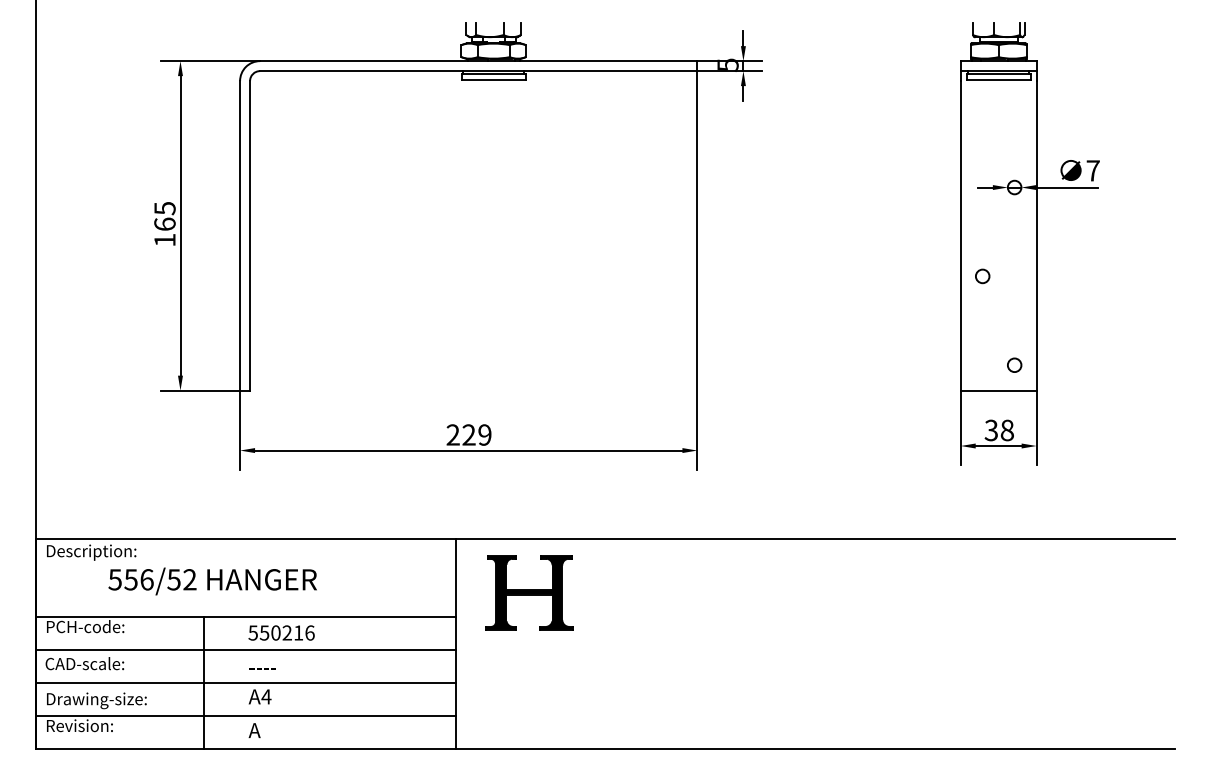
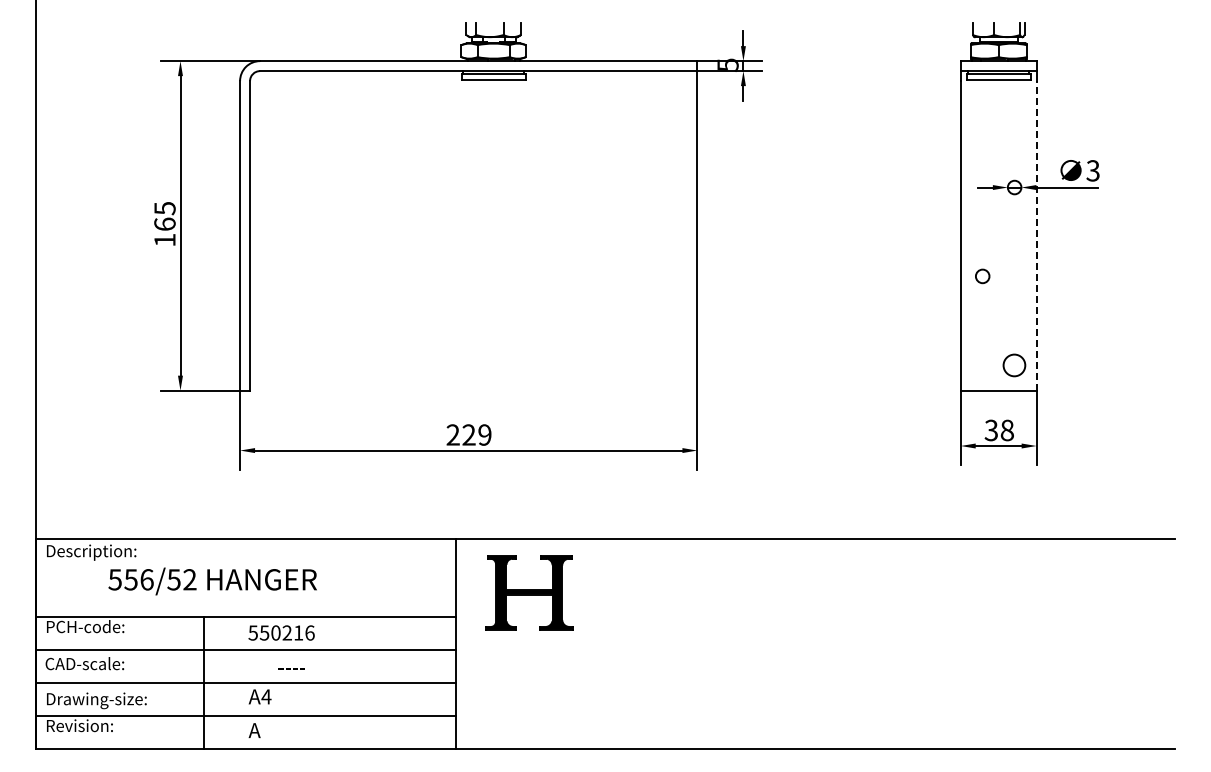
text: 7 -> 3 (1092, 170)
line: solid -> dashed (1036, 235)
circle size: 16x16 px -> 25x25 px (1014, 365)
text position: (262, 668) -> (291, 668) (291, 668)
